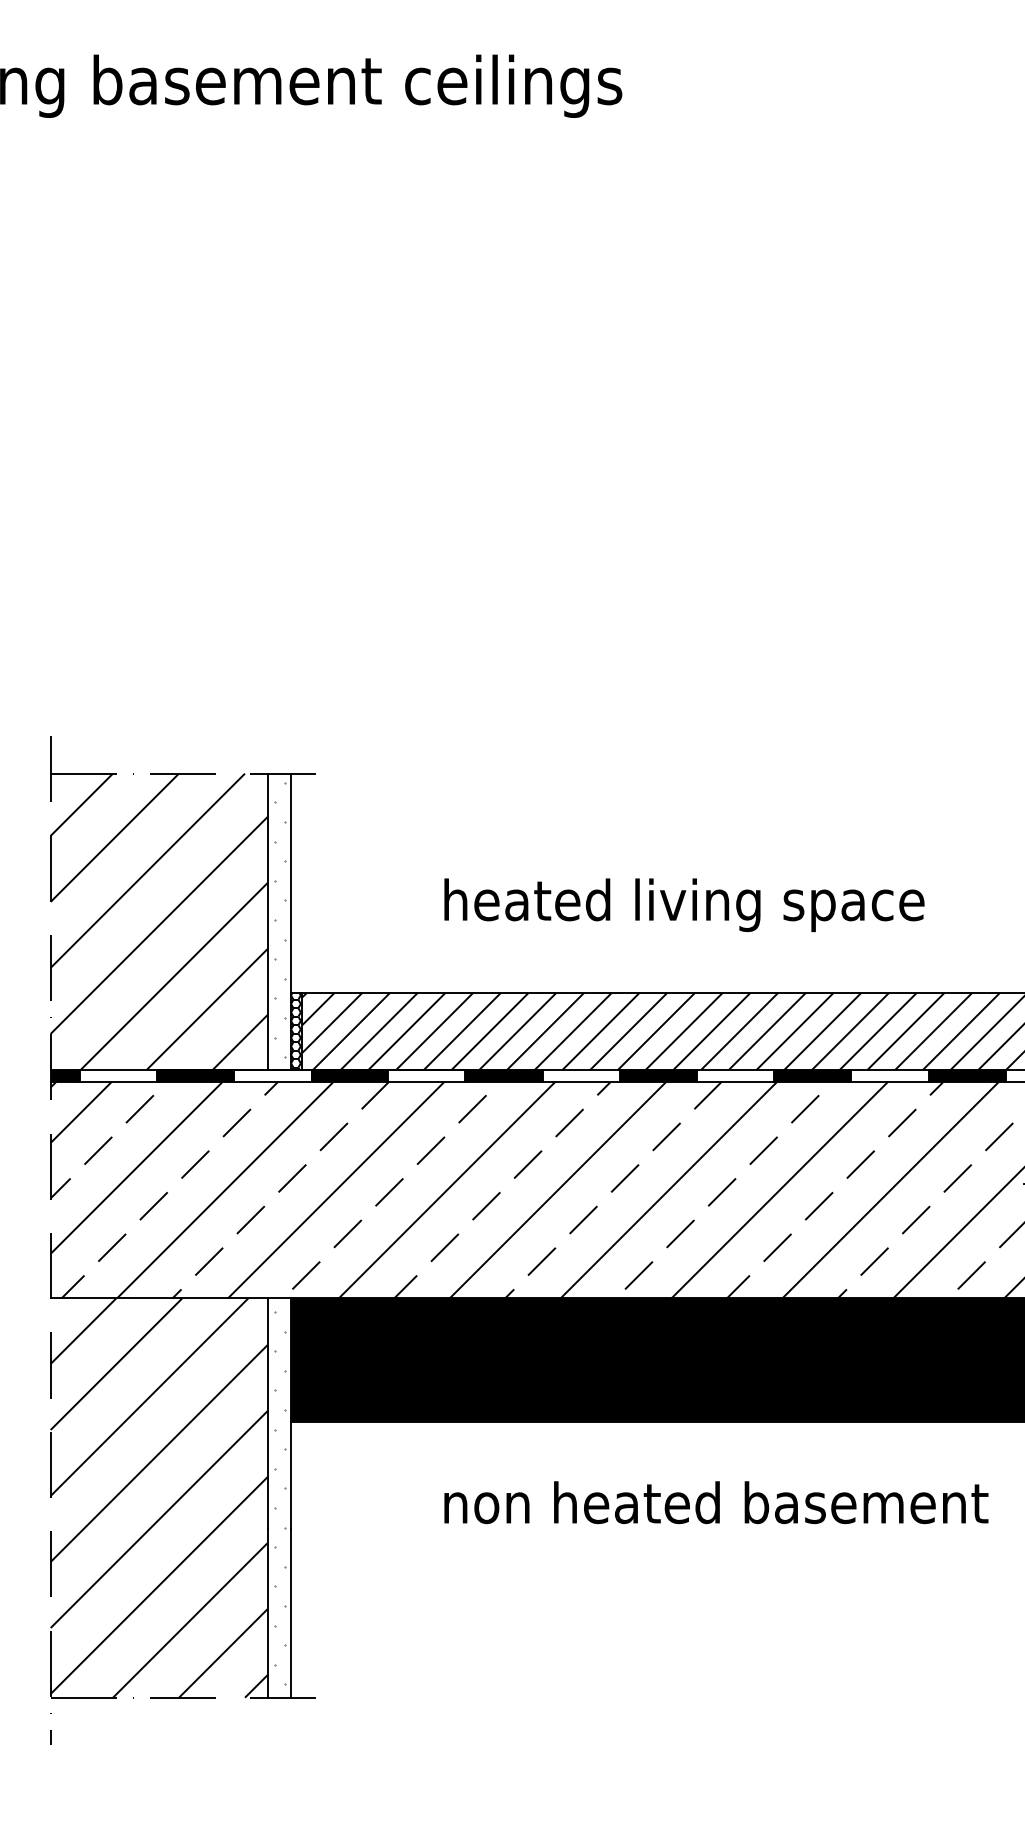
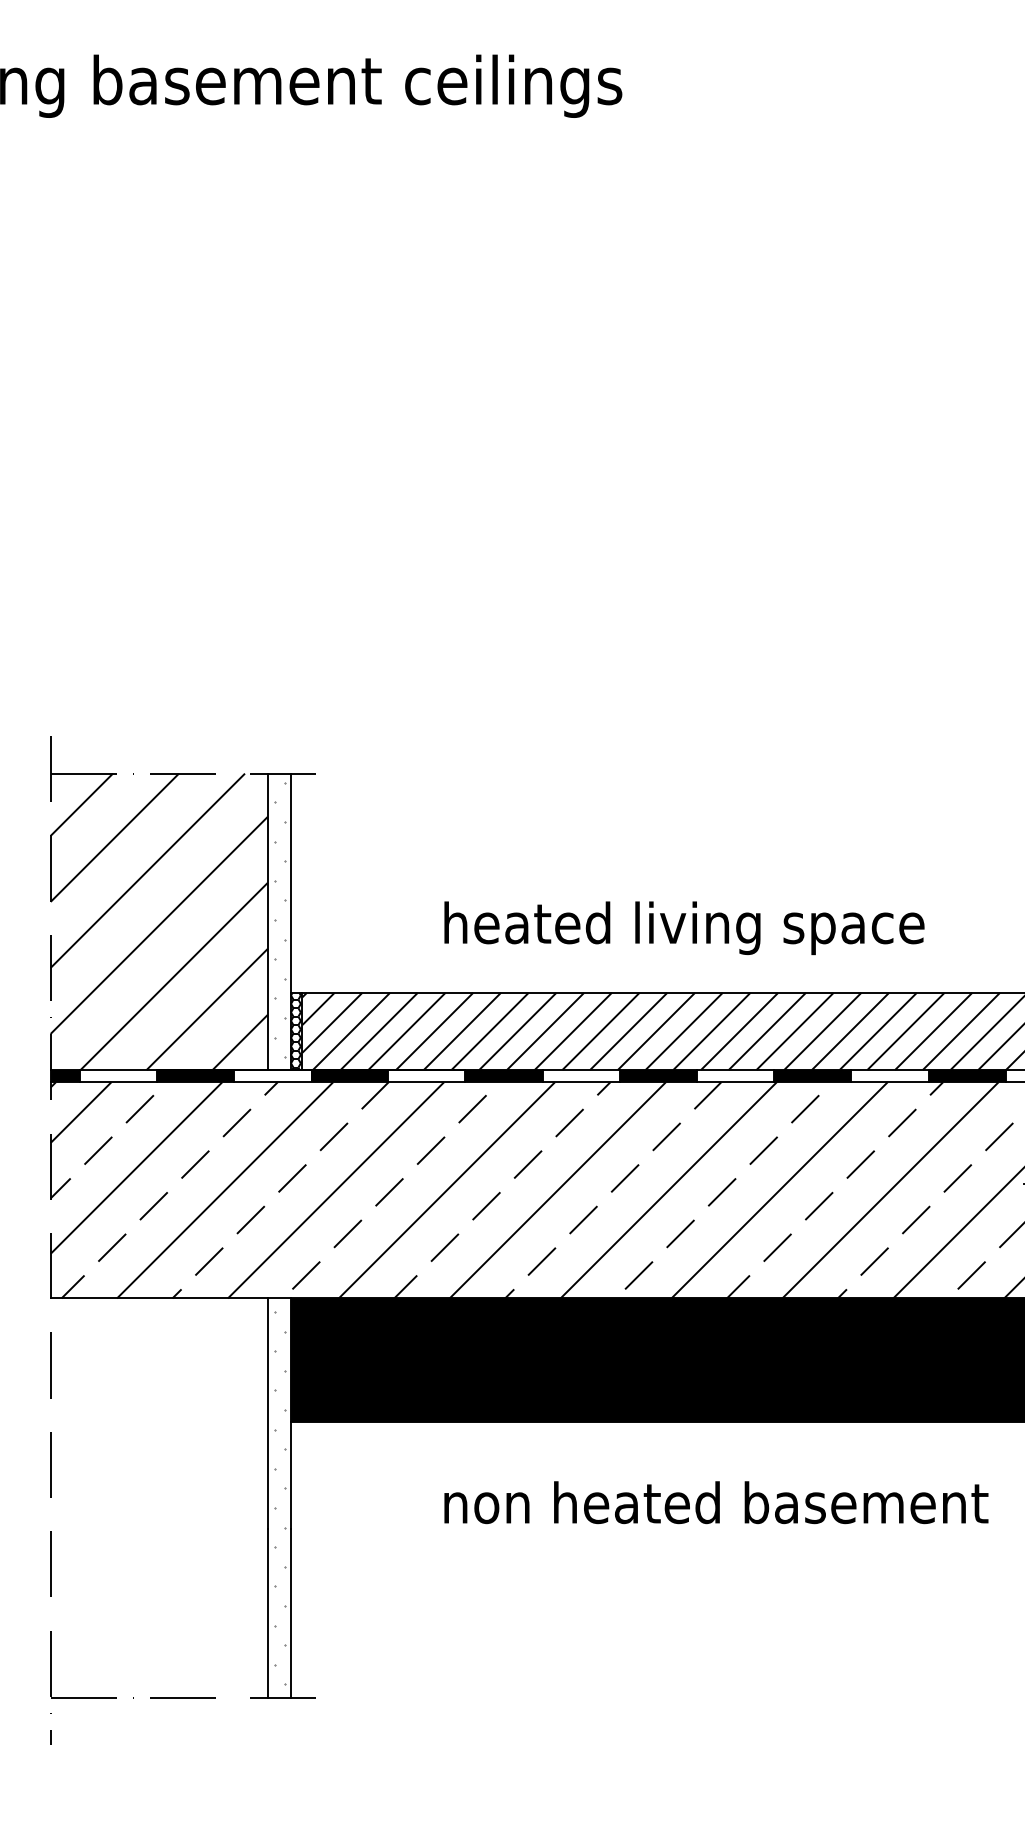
text position: (684, 905) -> (684, 928) (684, 928)
hatch: present -> none (158, 1497)
